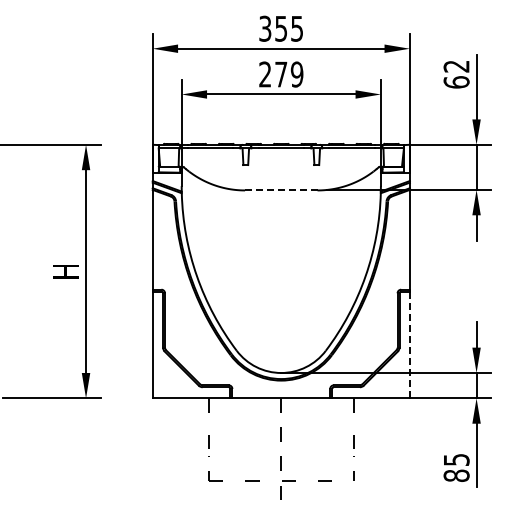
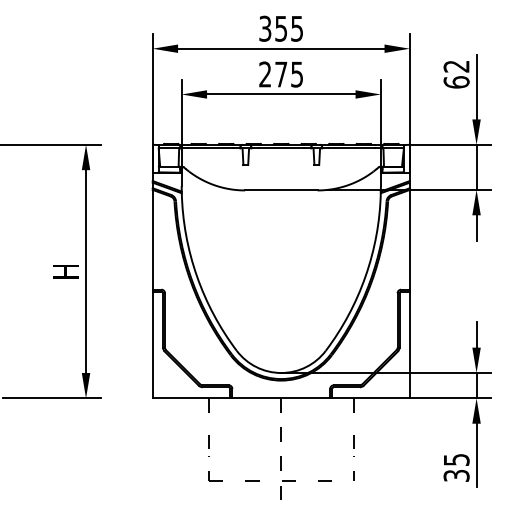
text: 279 -> 275 (296, 74)
line: dashed -> solid (280, 190)
line: dashed -> solid (409, 345)
text: 85 -> 35 (456, 475)
